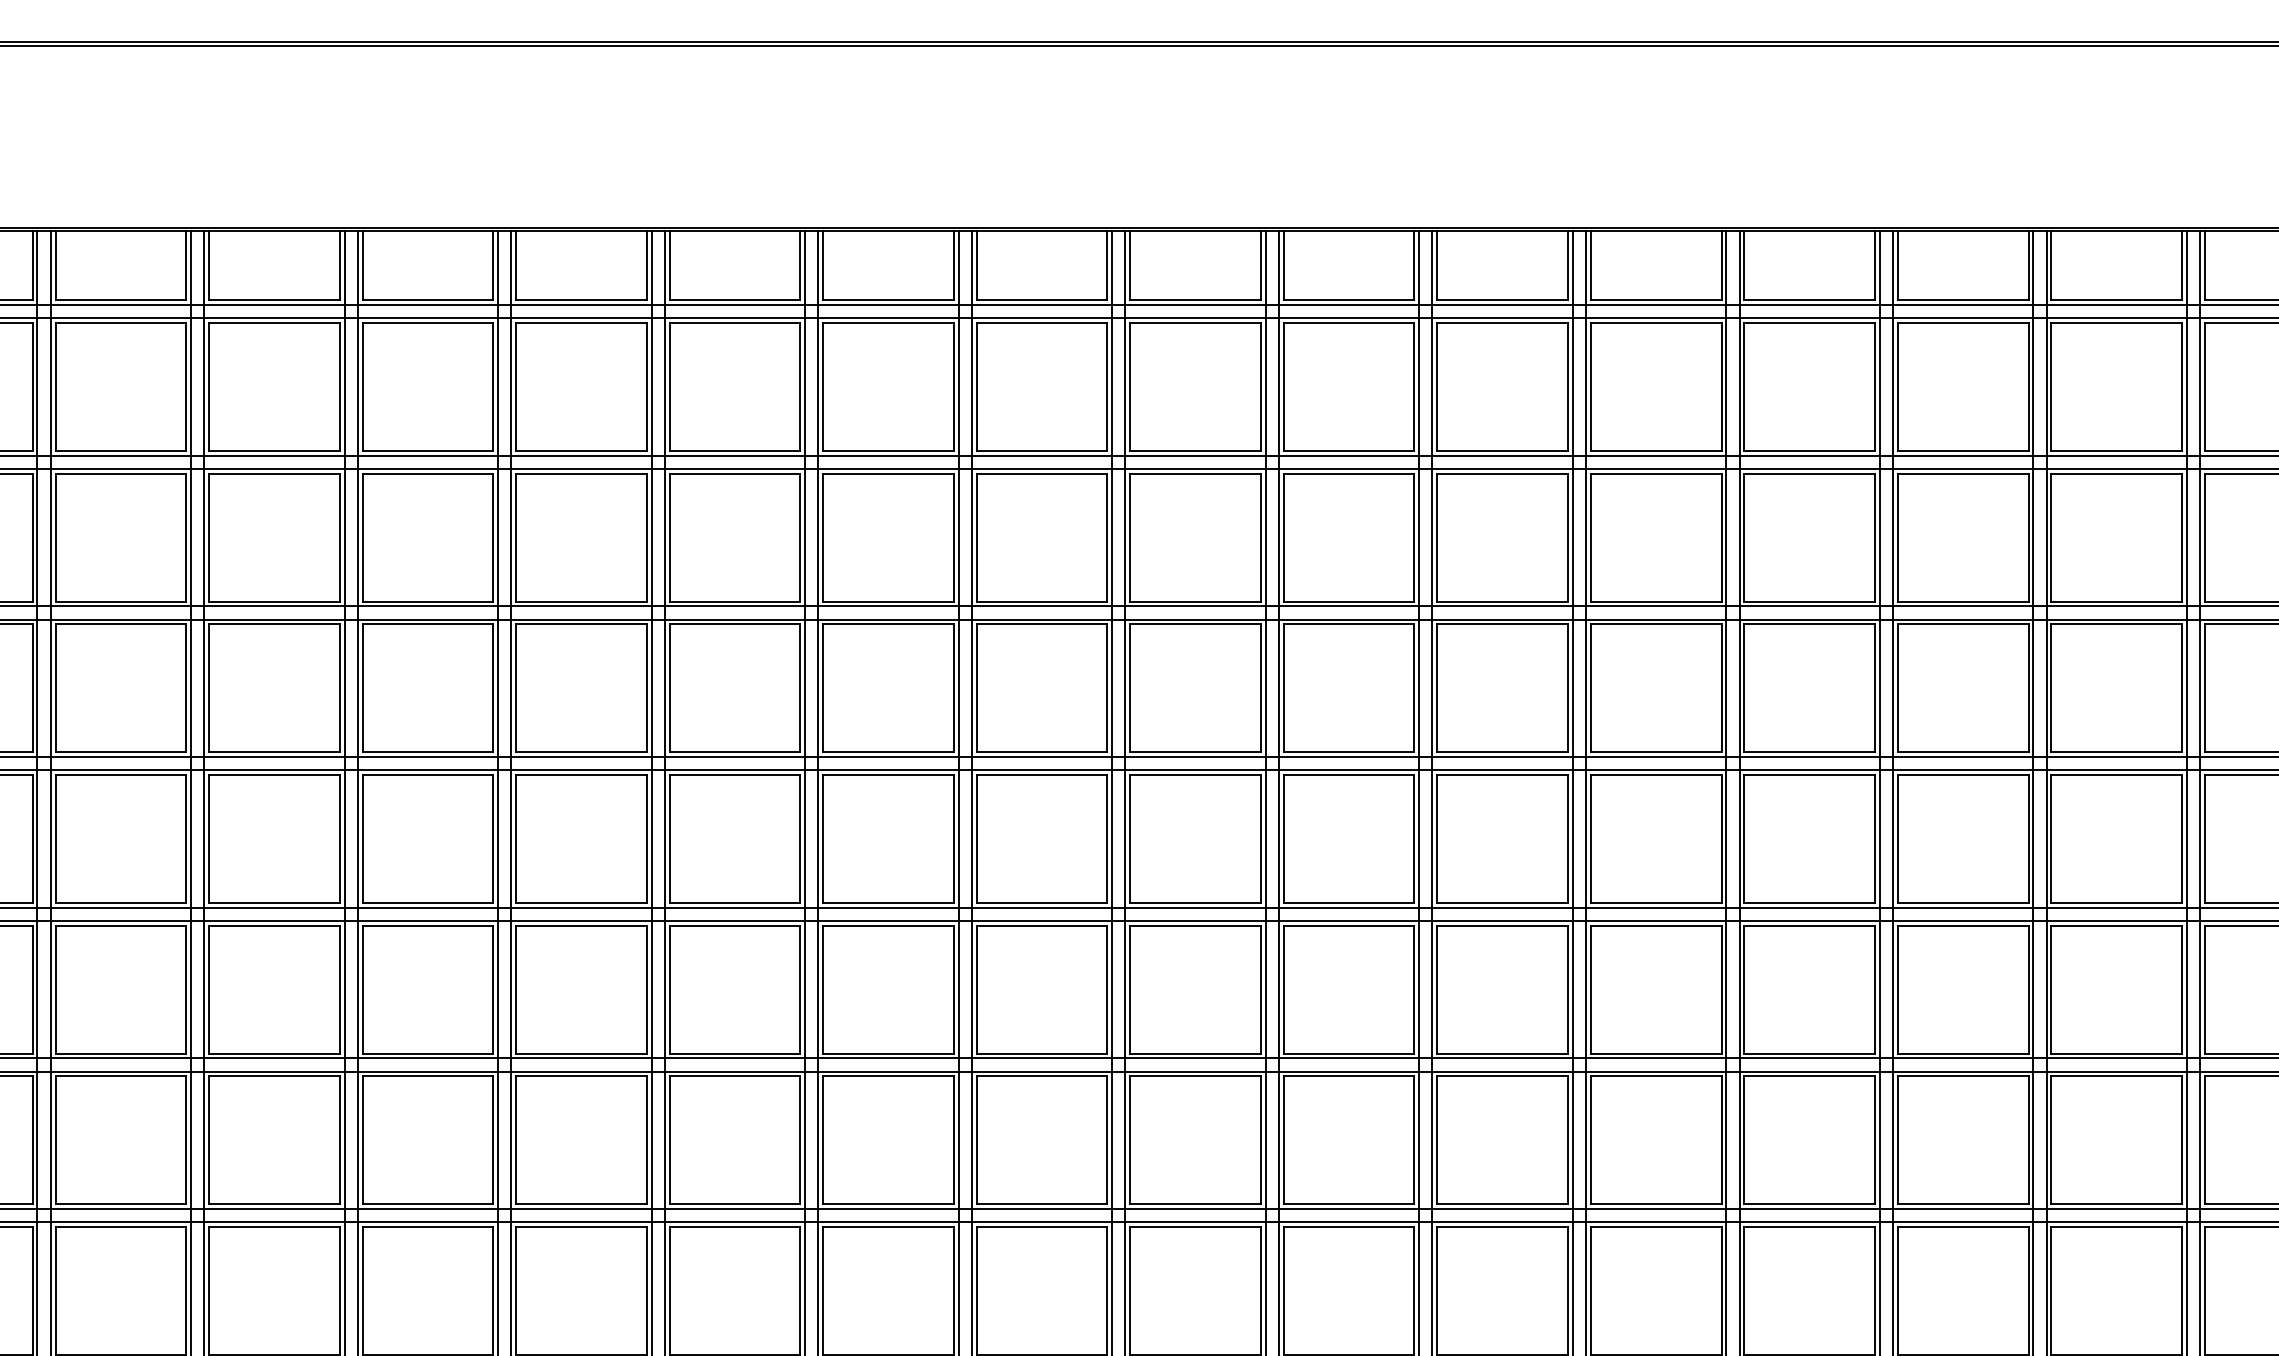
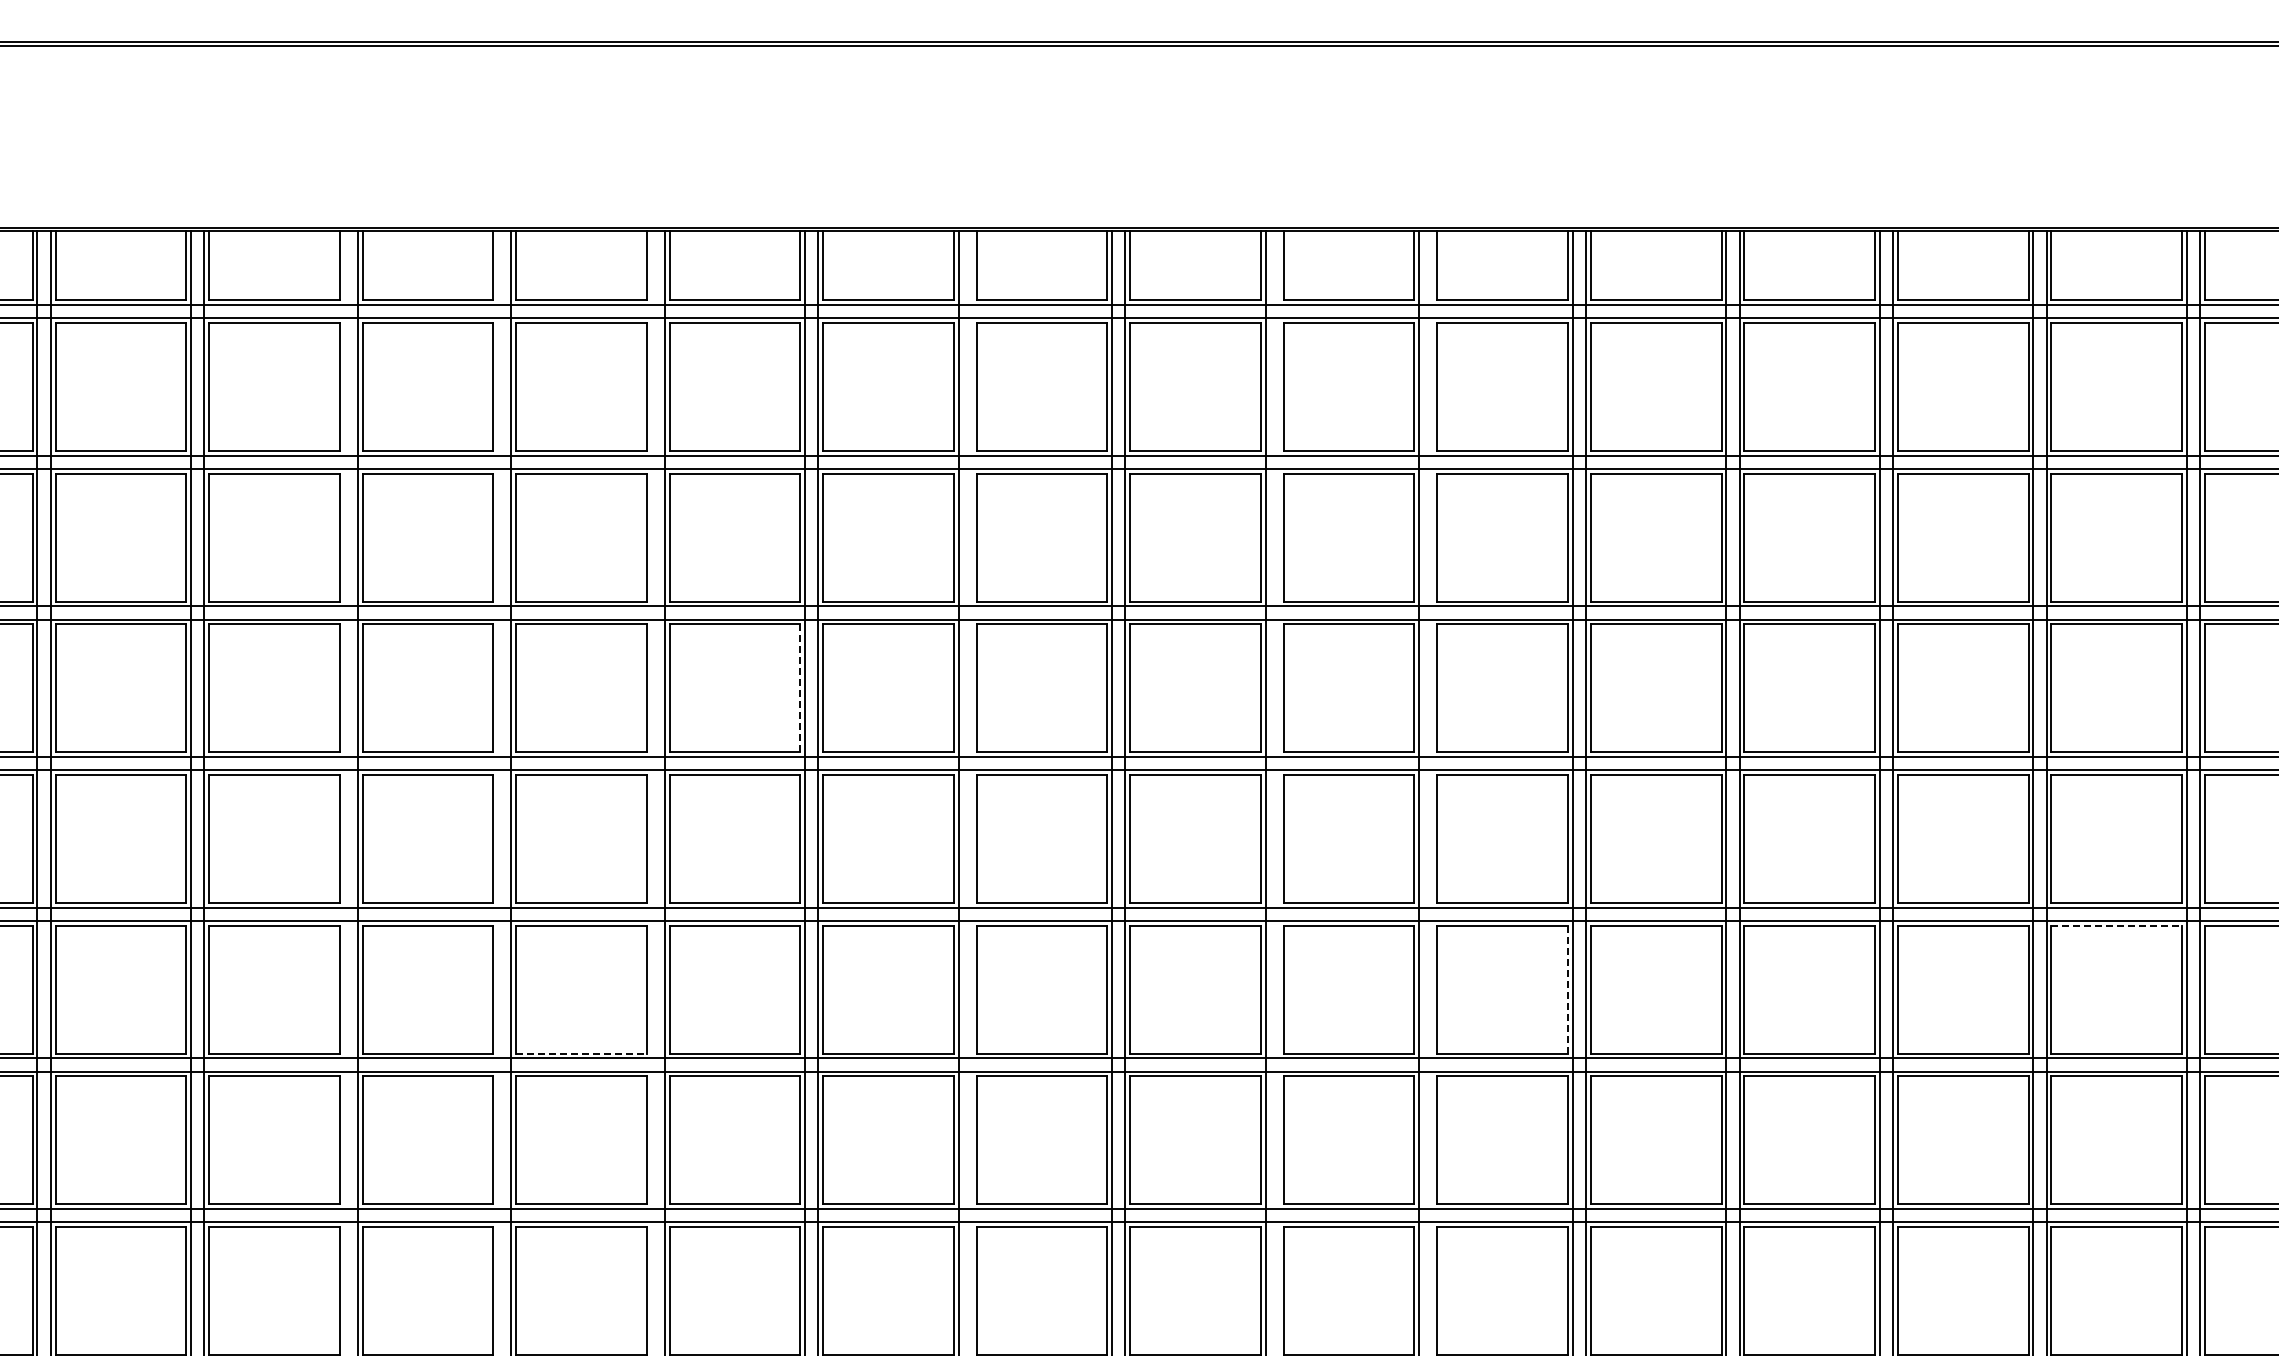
line: solid -> dashed (800, 688)
line: present -> none (344, 791)
line: present -> none (498, 791)
line: present -> none (651, 791)
line: present -> none (971, 791)
line: present -> none (1278, 791)
line: present -> none (1432, 791)
line: solid -> dashed (2117, 925)
line: solid -> dashed (1567, 989)
line: solid -> dashed (581, 1053)
